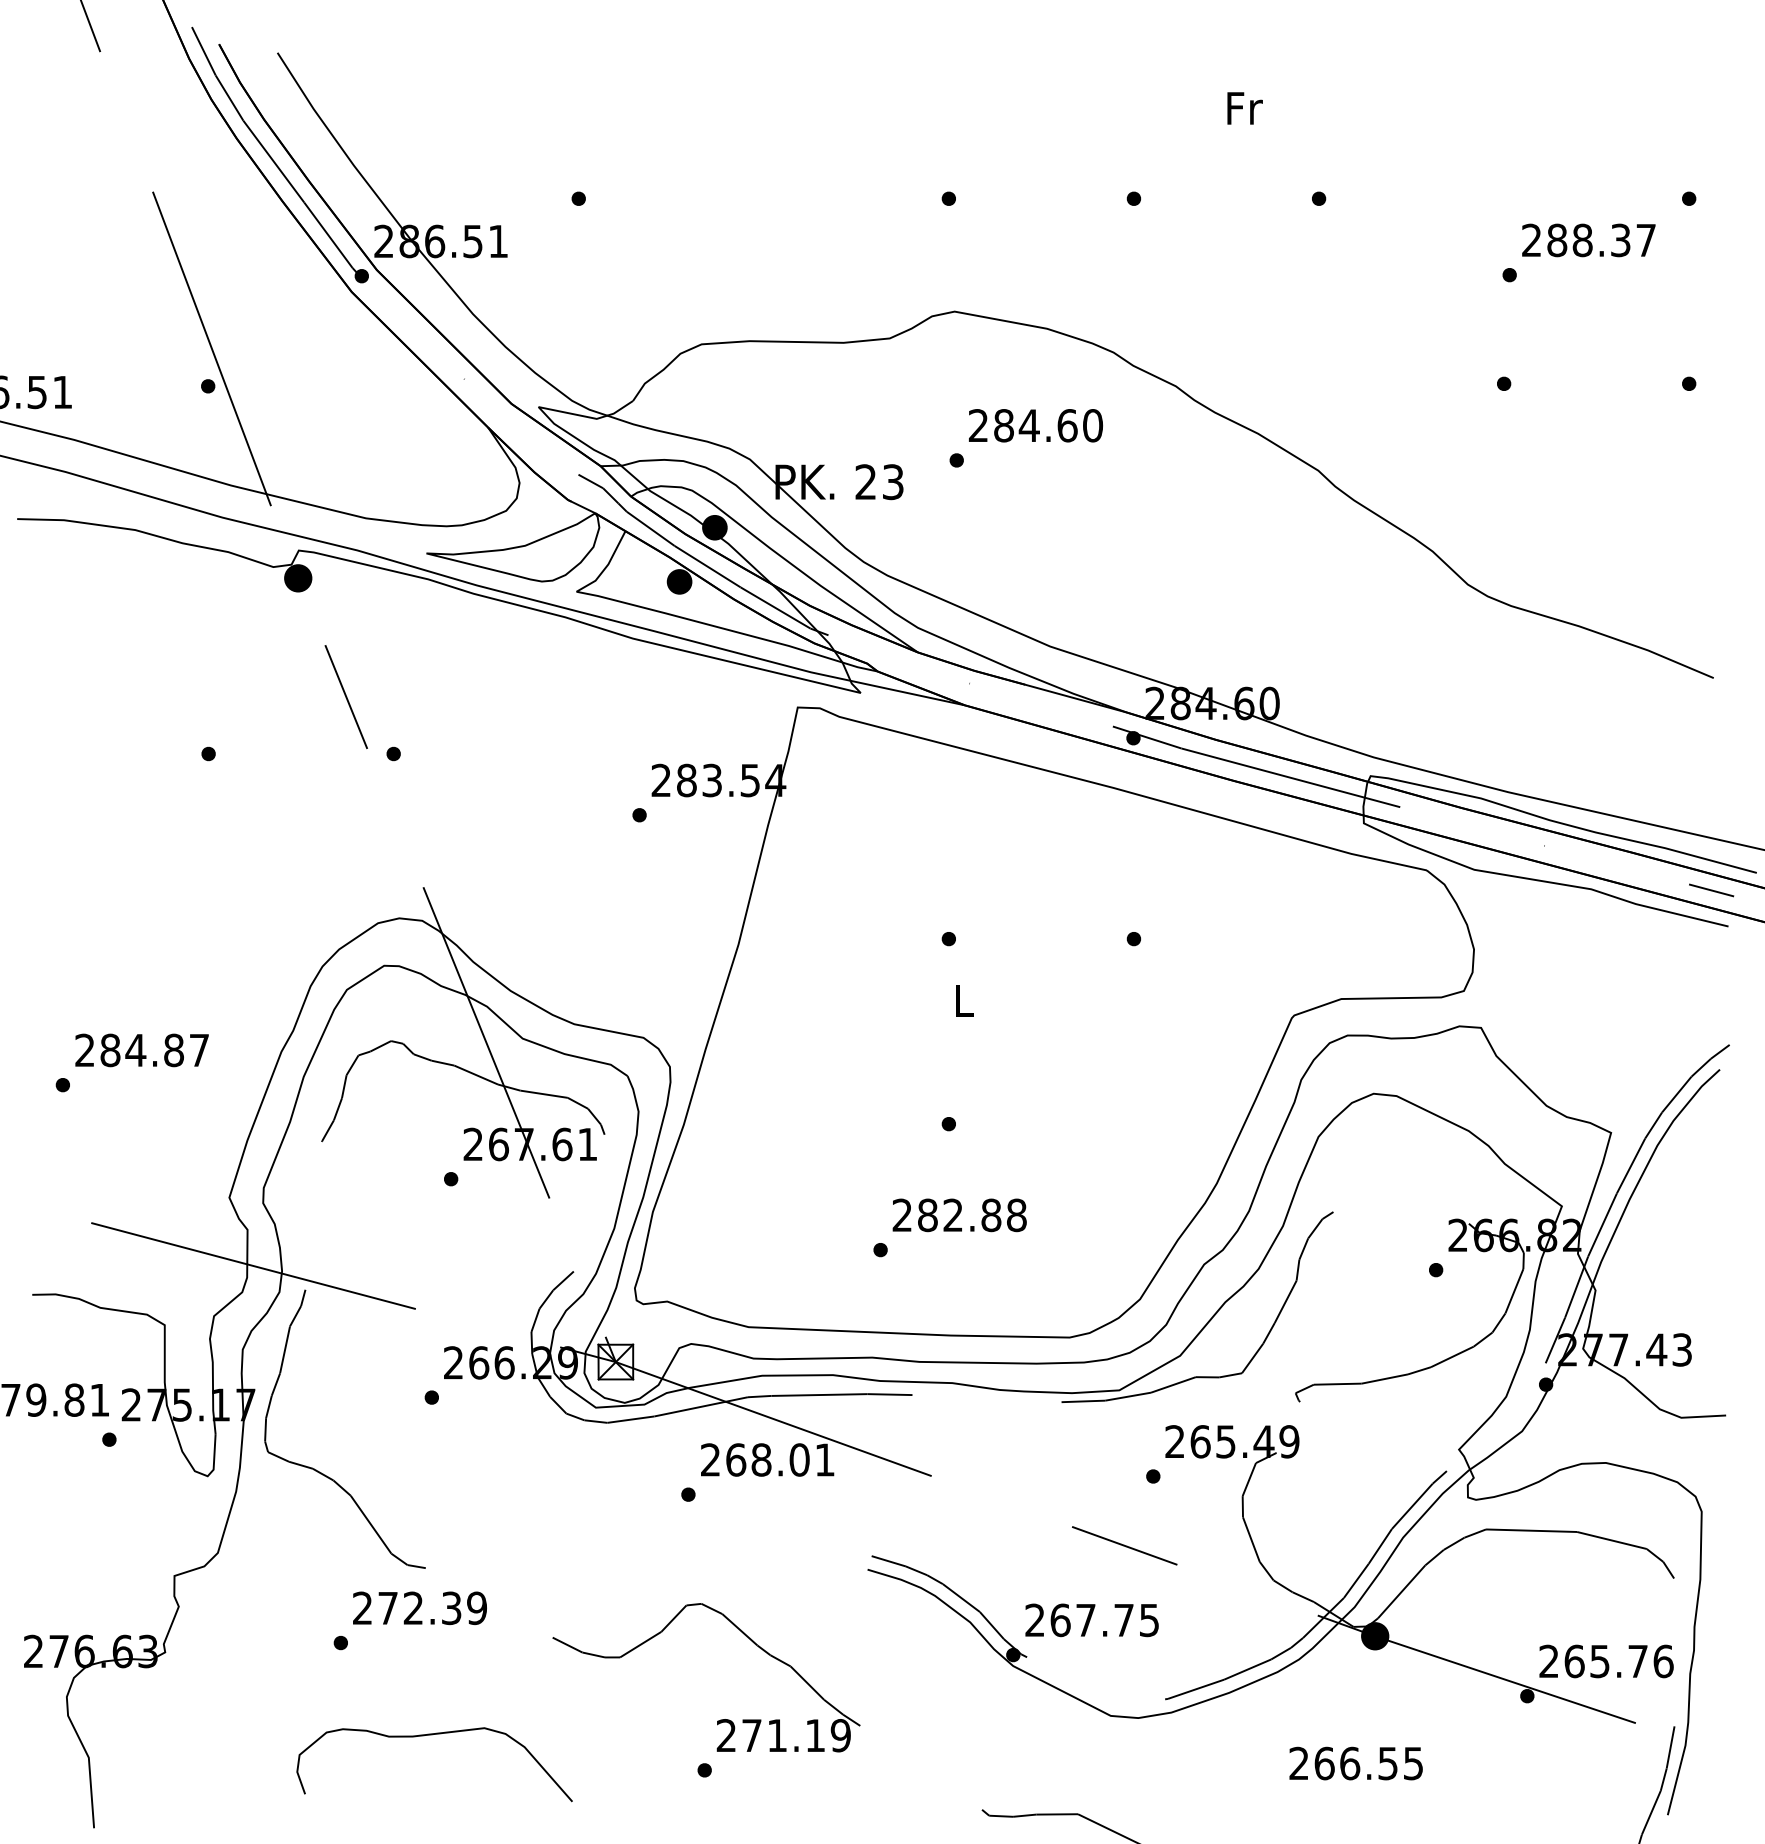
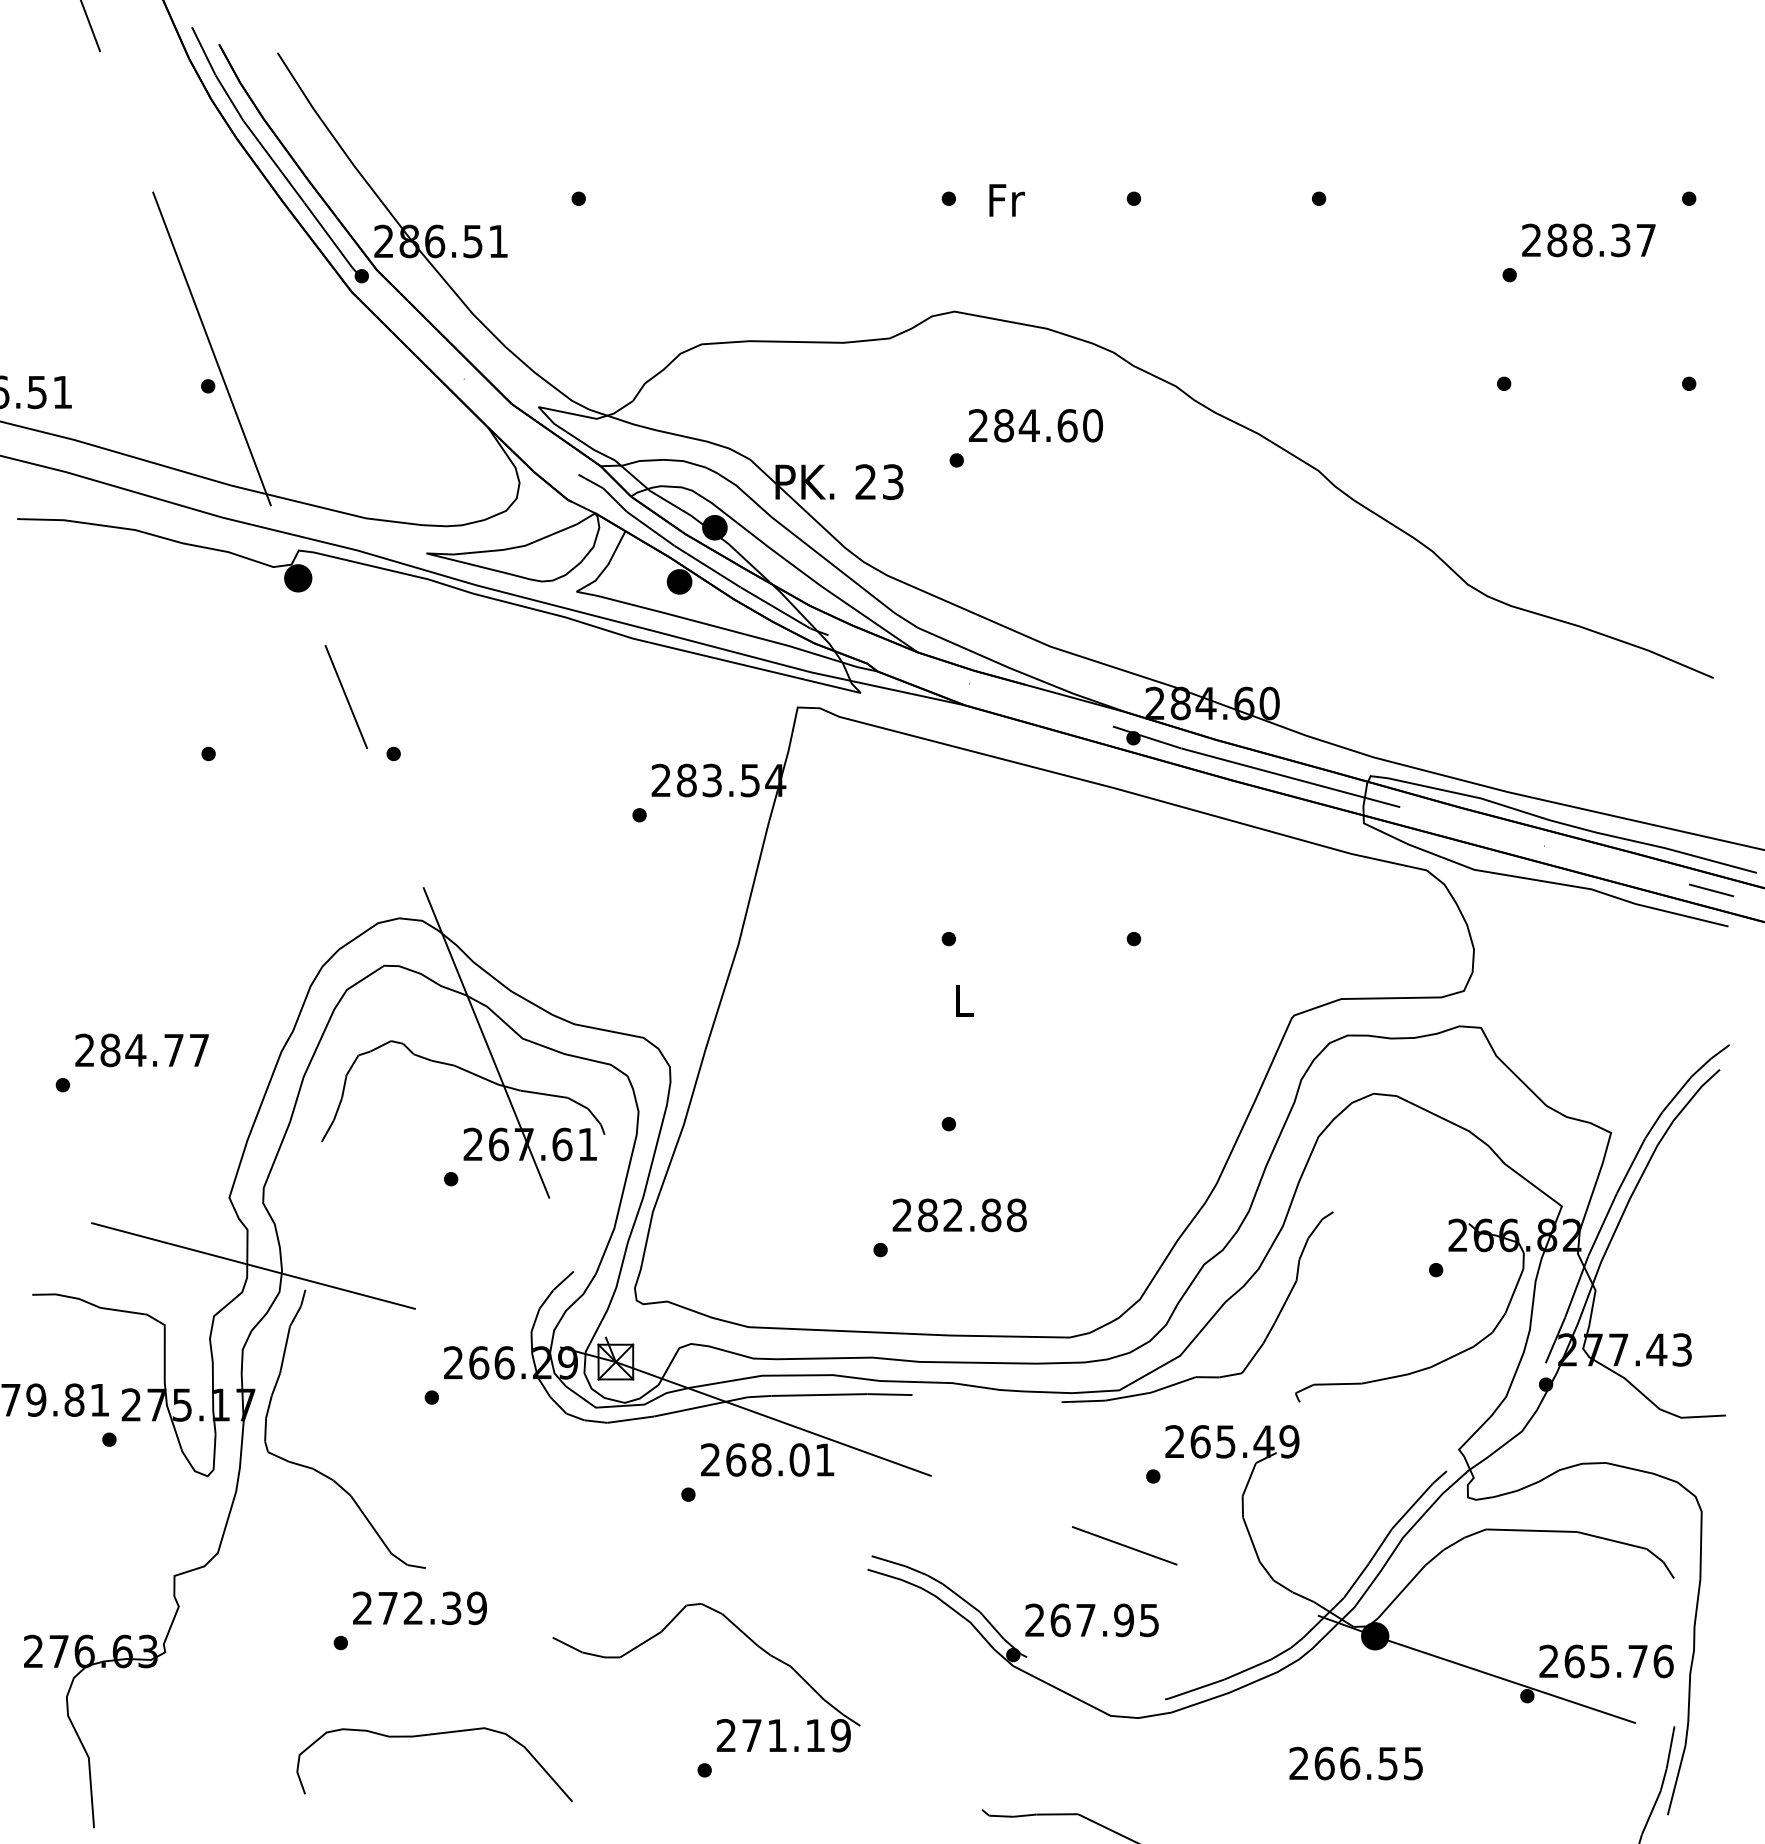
text position: (1244, 108) -> (1006, 200) (1006, 200)
text: 284.87 -> 284.77 (173, 1050)
text: 267.75 -> 267.95 (1123, 1620)
